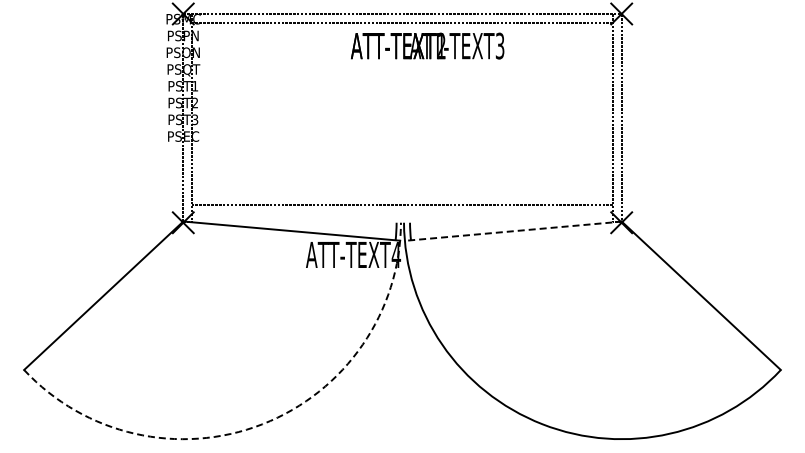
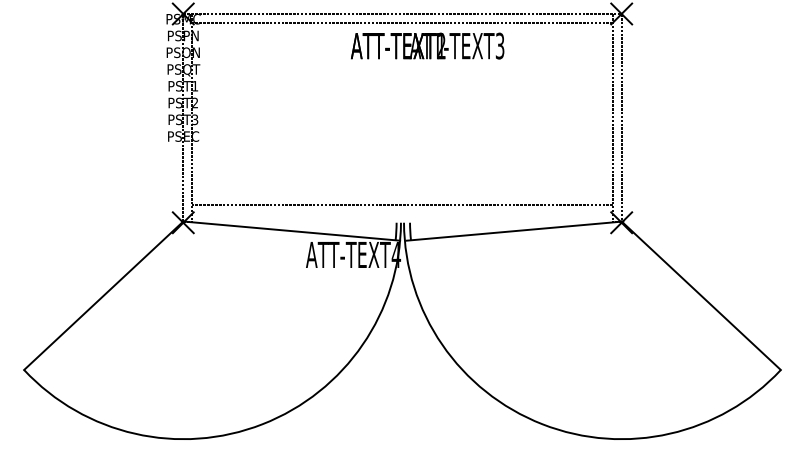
line: dashed -> solid (514, 231)
arc: dashed -> solid (262, 424)
